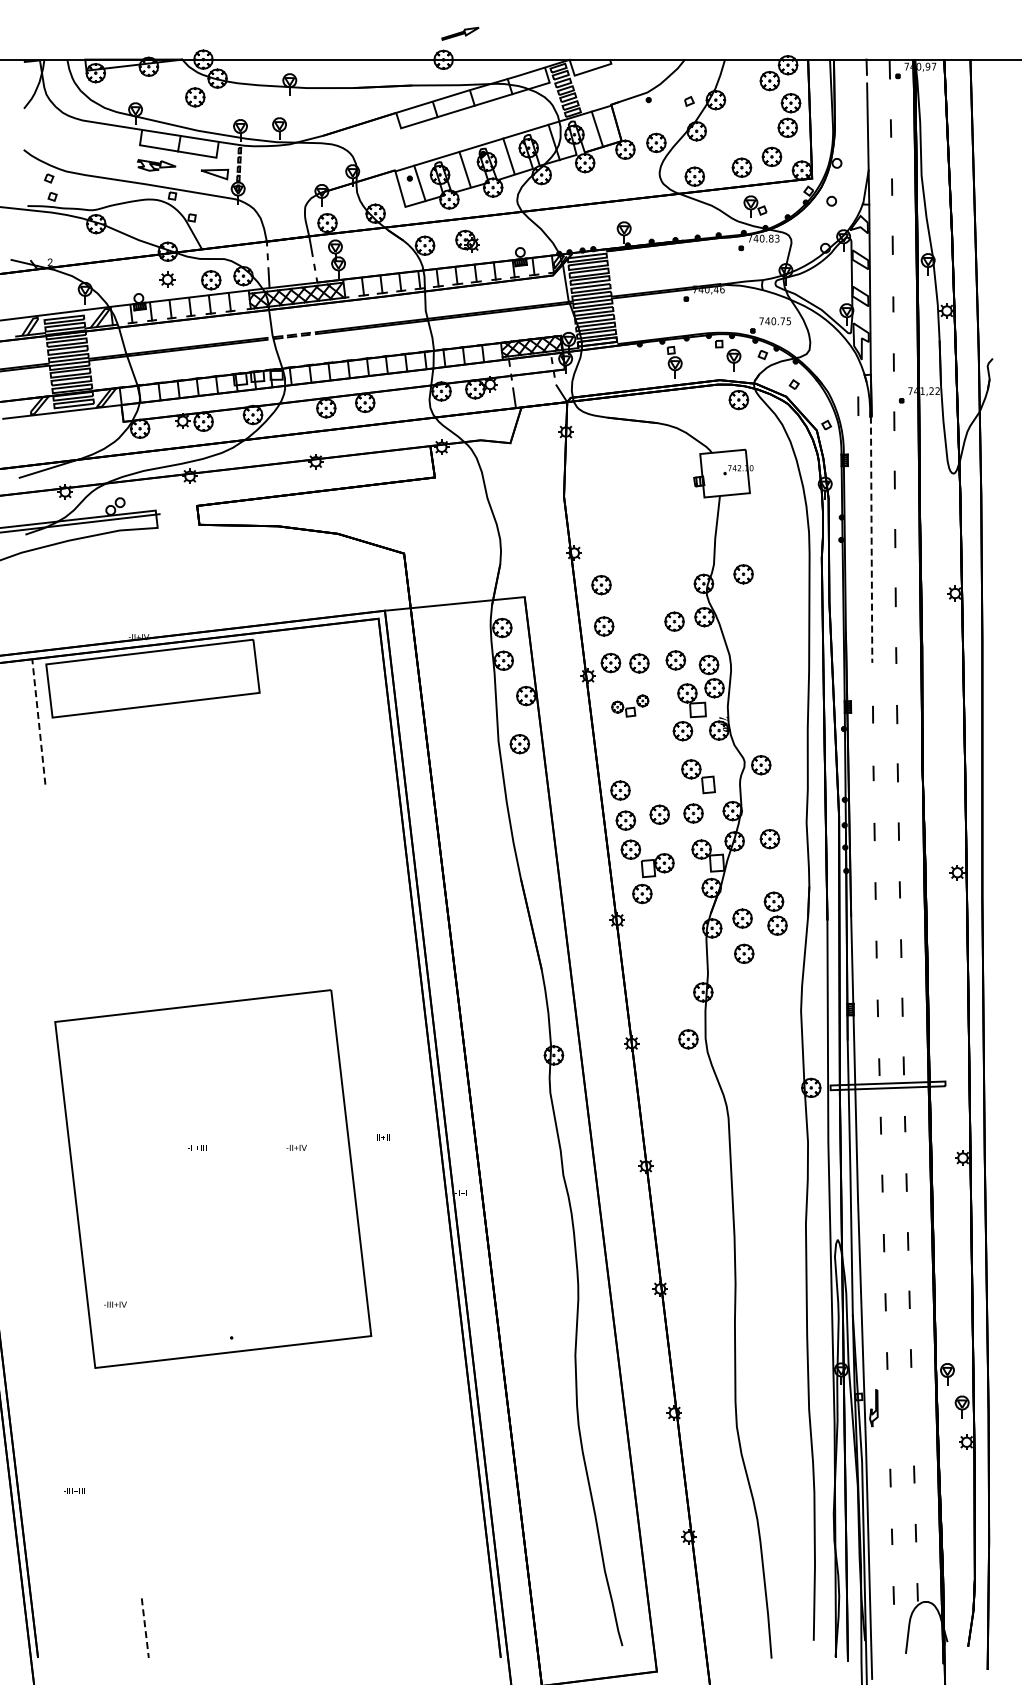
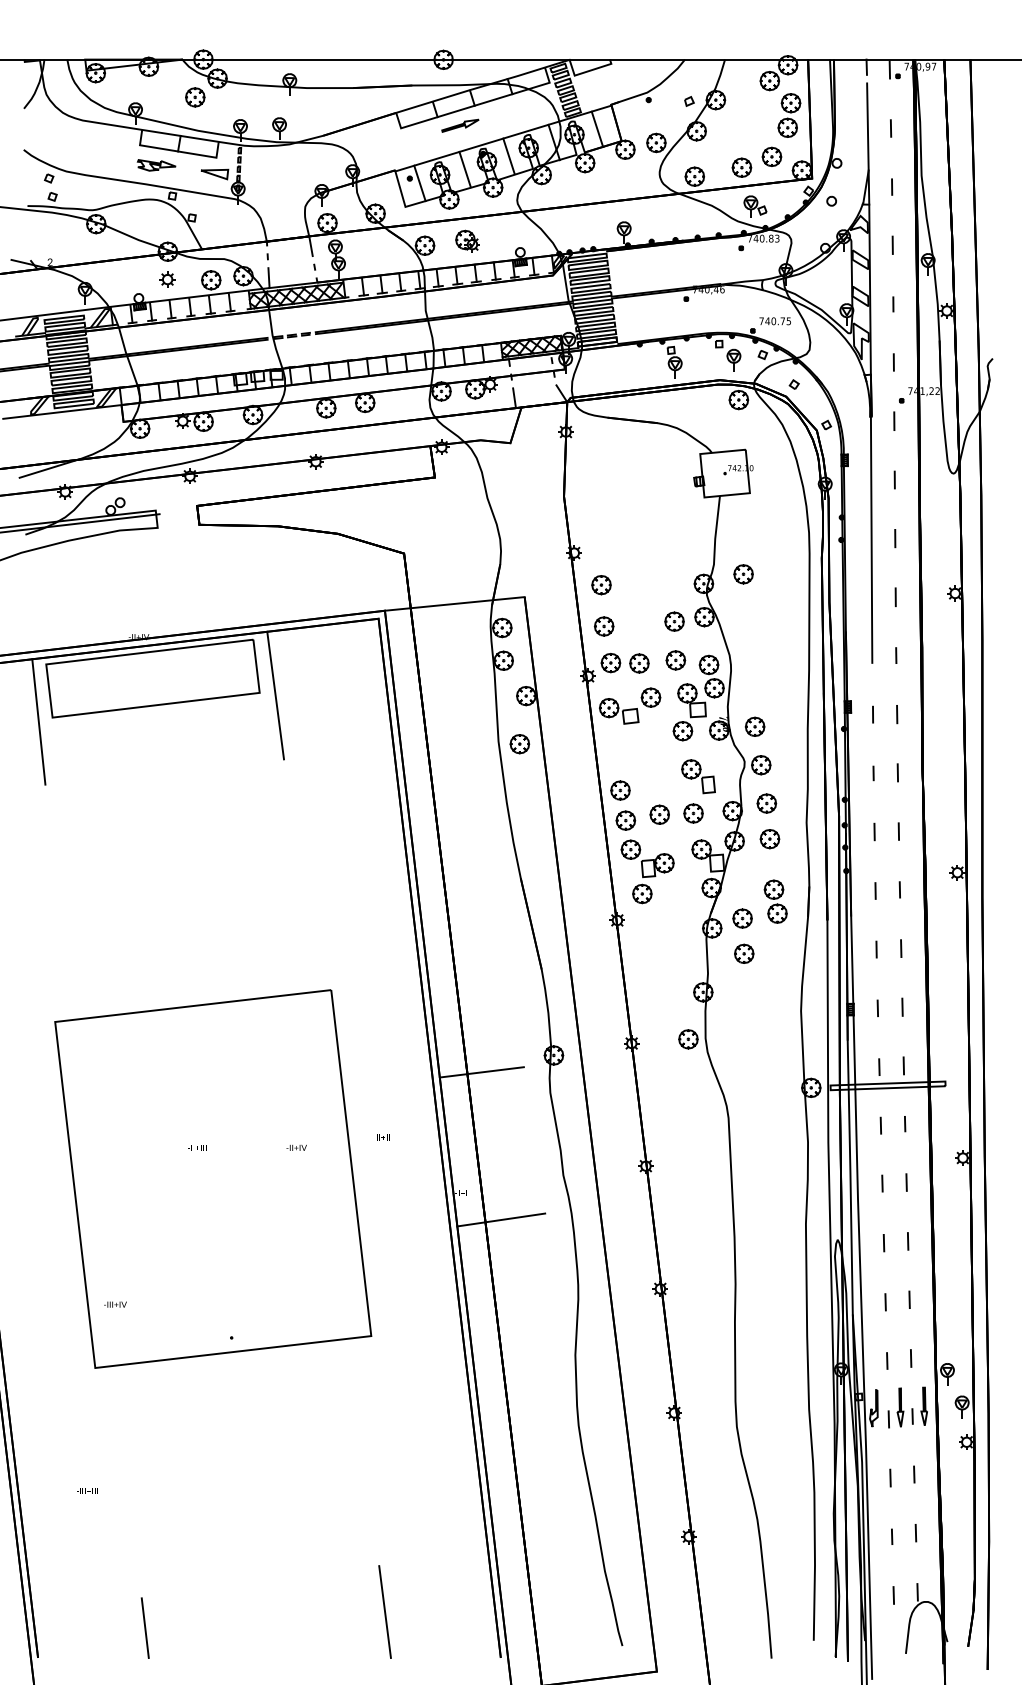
part position: (460, 33) -> (460, 125) (460, 125)
line: present -> none (858, 405)
line: dashed -> solid (871, 540)
line: none -> present (275, 695)
part size: 39x24 px -> 63x38 px (630, 705)
line: dashed -> solid (38, 721)
part: none -> present (754, 726)
part: none -> present (766, 803)
part position: (775, 913) -> (775, 901) (775, 901)
line: none -> present (481, 1072)
line: none -> present (501, 1219)
part: none -> present (907, 1407)
text position: (74, 1490) -> (87, 1490) (87, 1490)
line: none -> present (384, 1611)
line: dashed -> solid (145, 1628)
